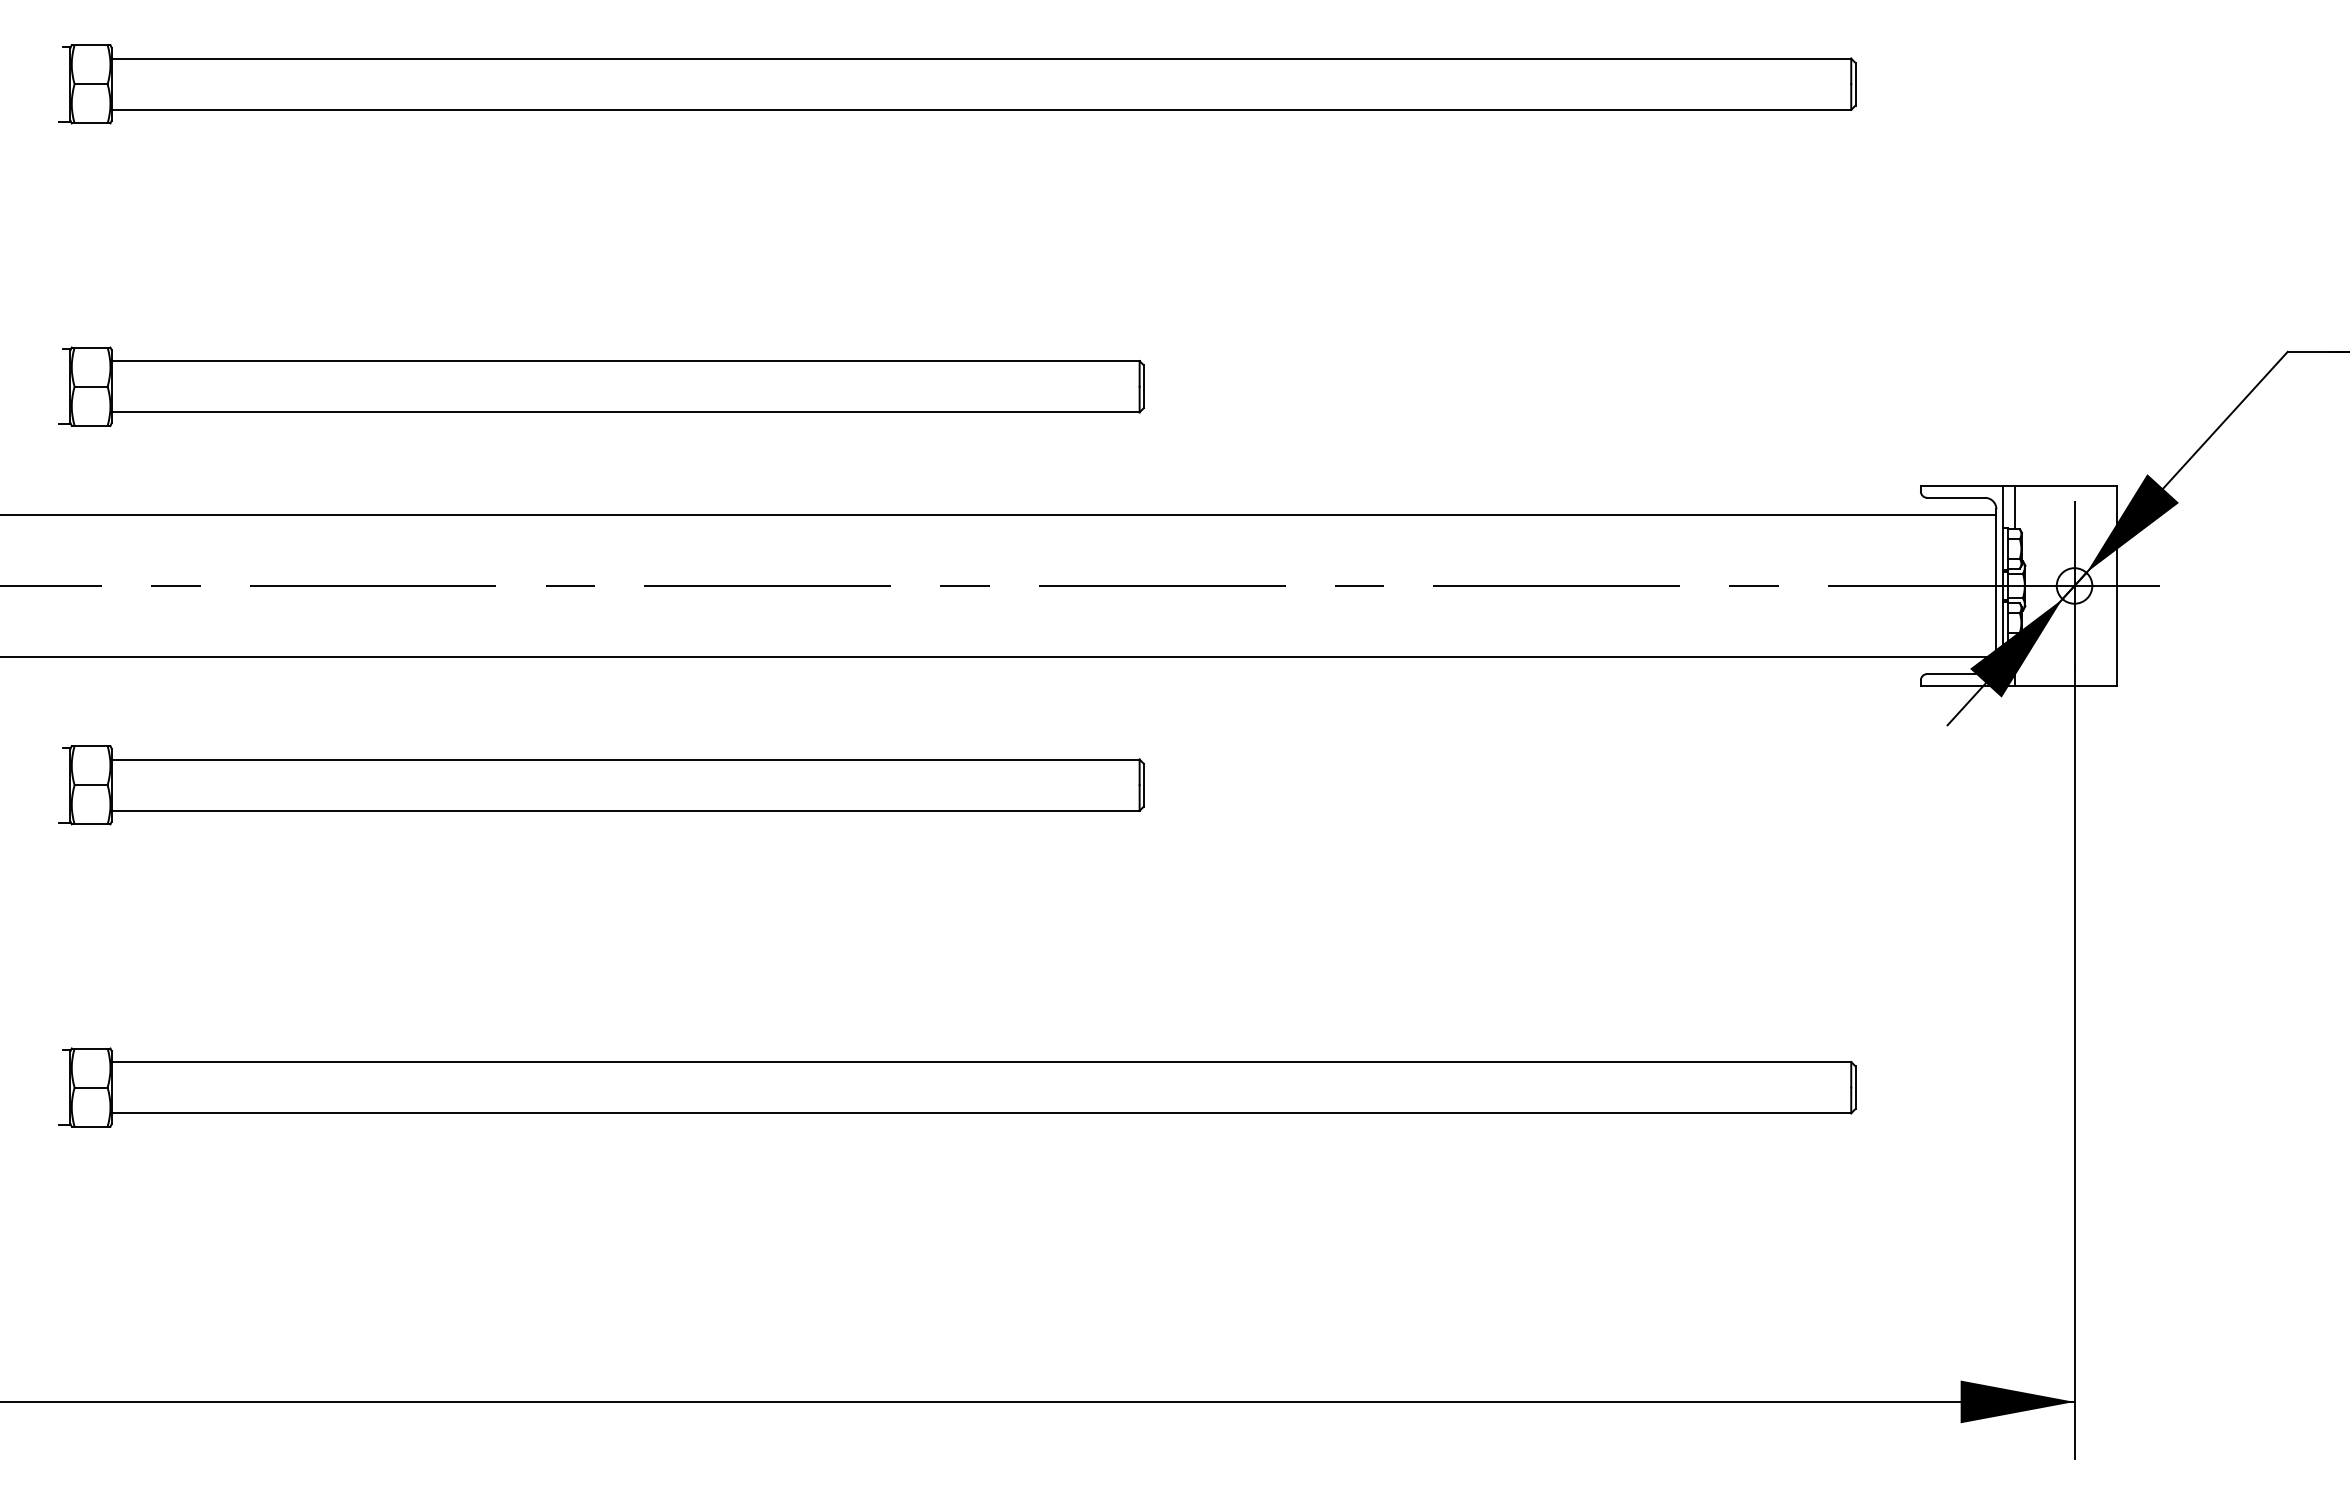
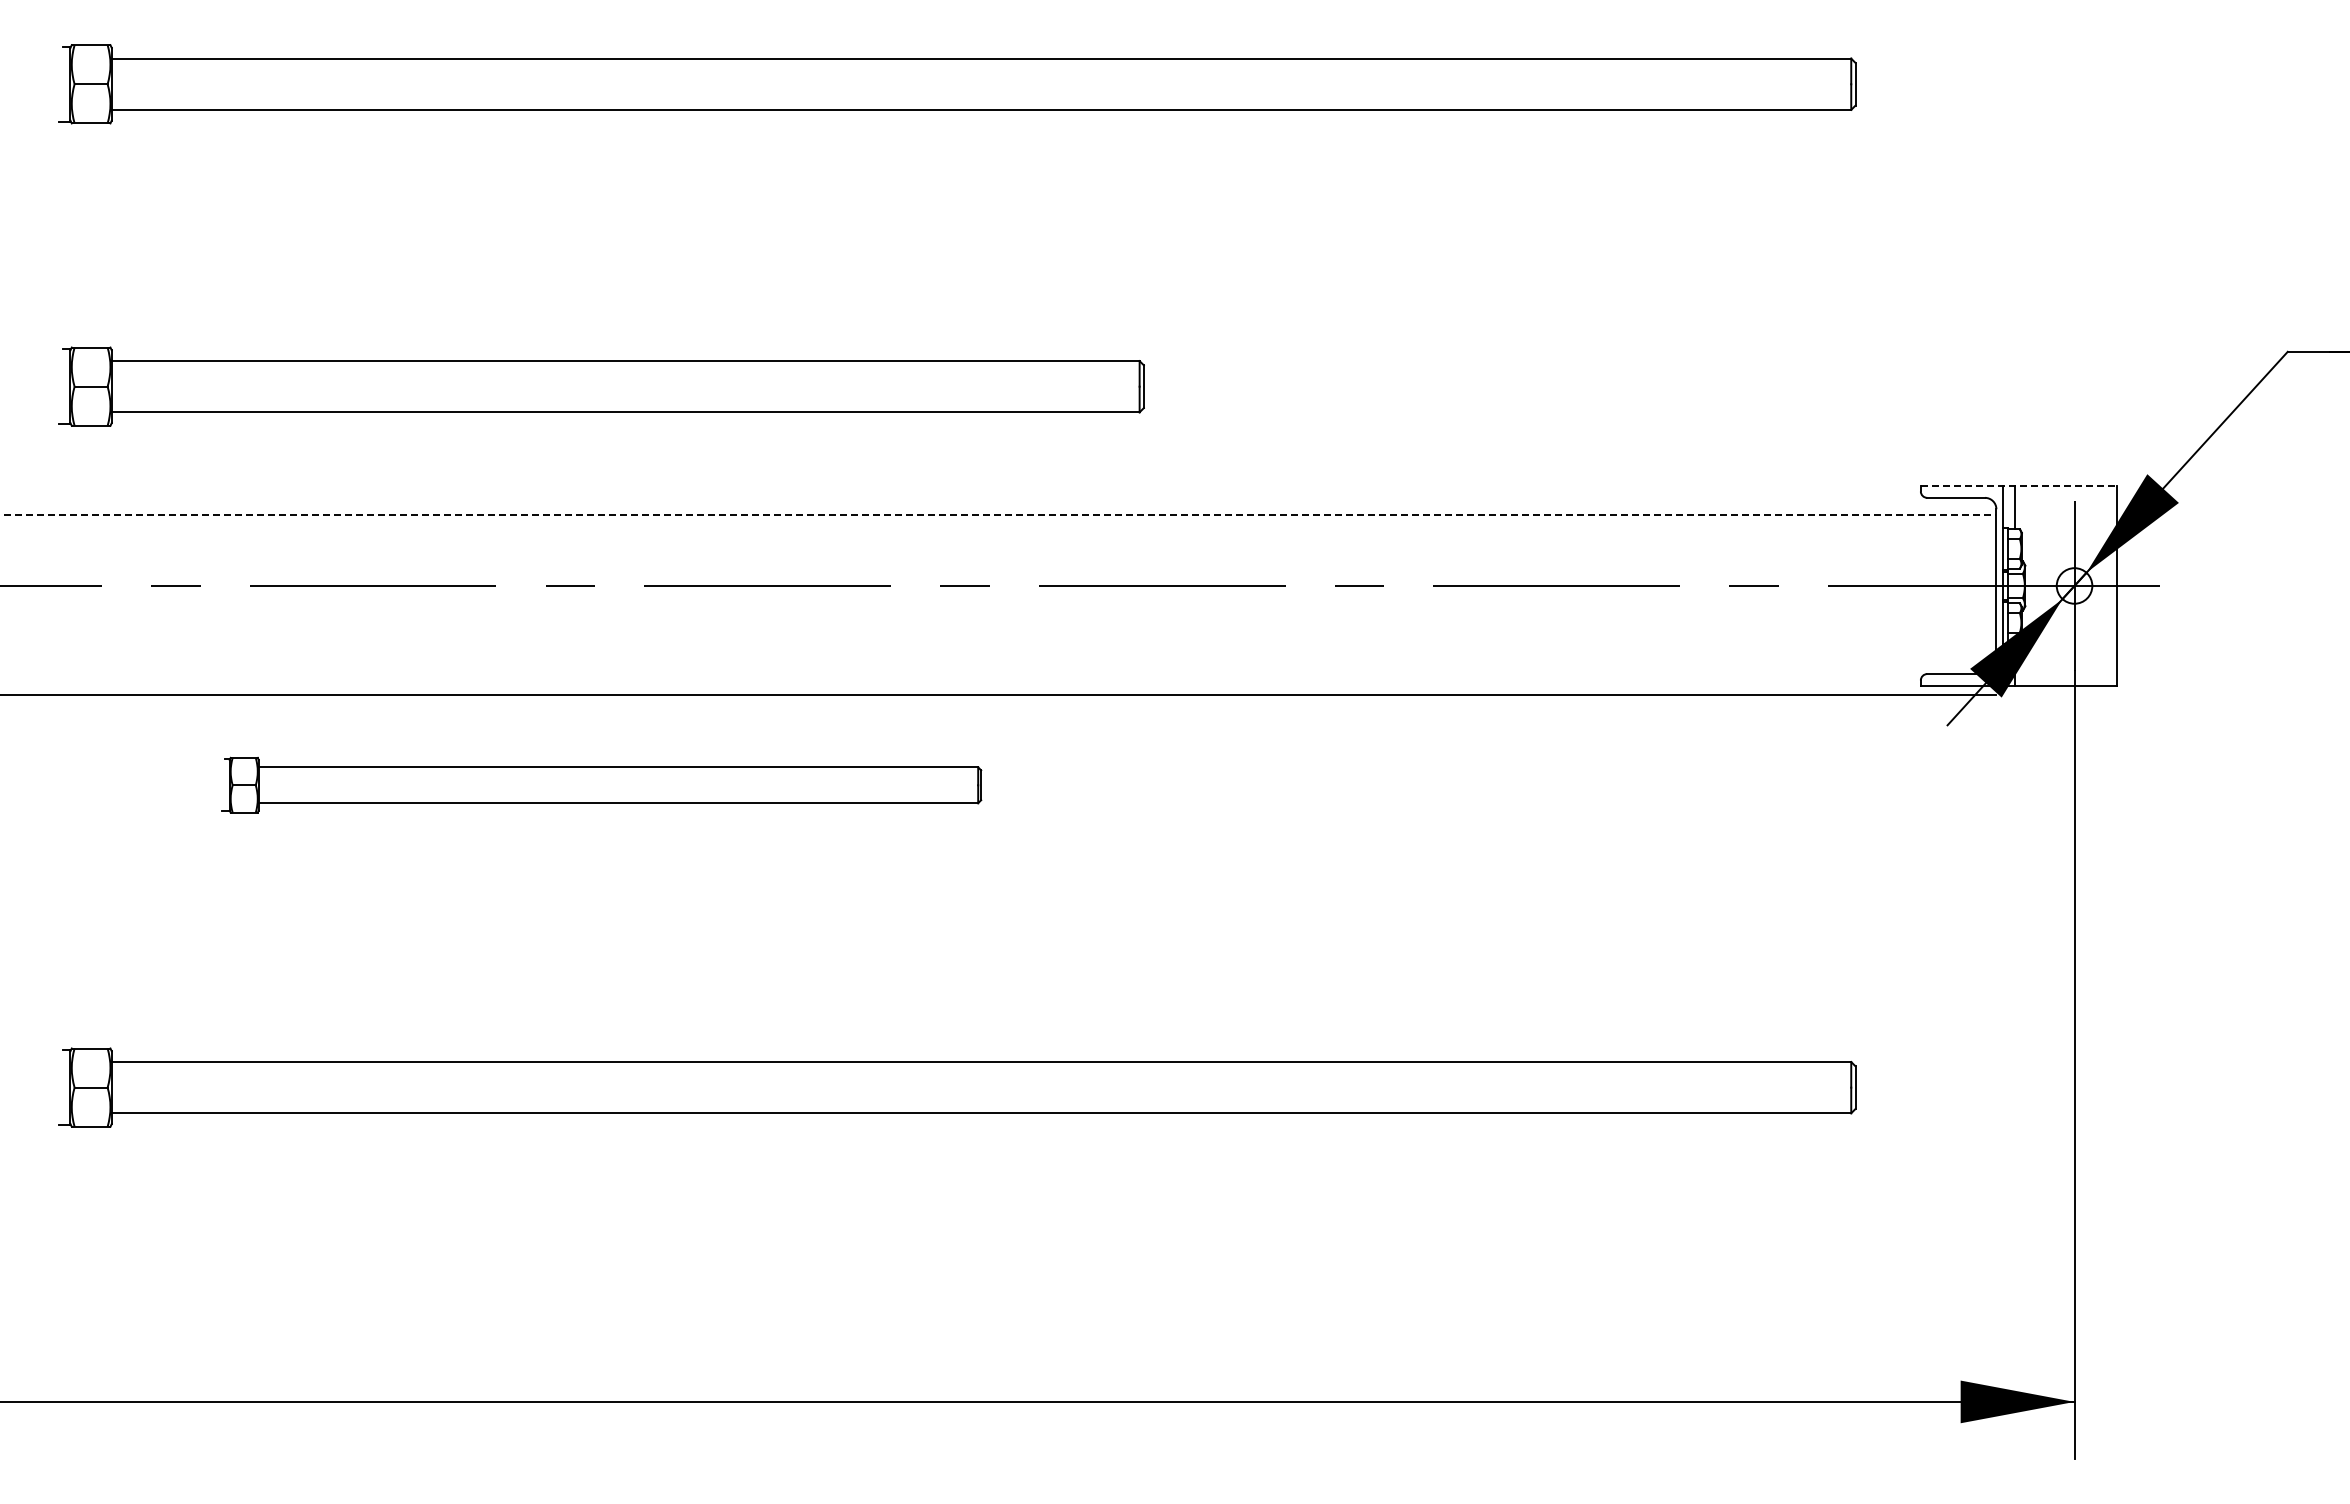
line: solid -> dashed (2019, 486)
line: solid -> dashed (998, 514)
line position: (999, 657) -> (999, 695) (999, 695)
part size: 1087x81 px -> 762x58 px (601, 784)
